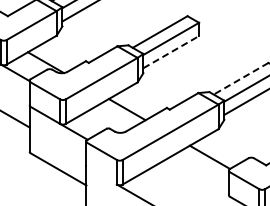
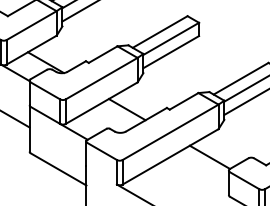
line: dashed -> solid (171, 51)
line: dashed -> solid (241, 78)
